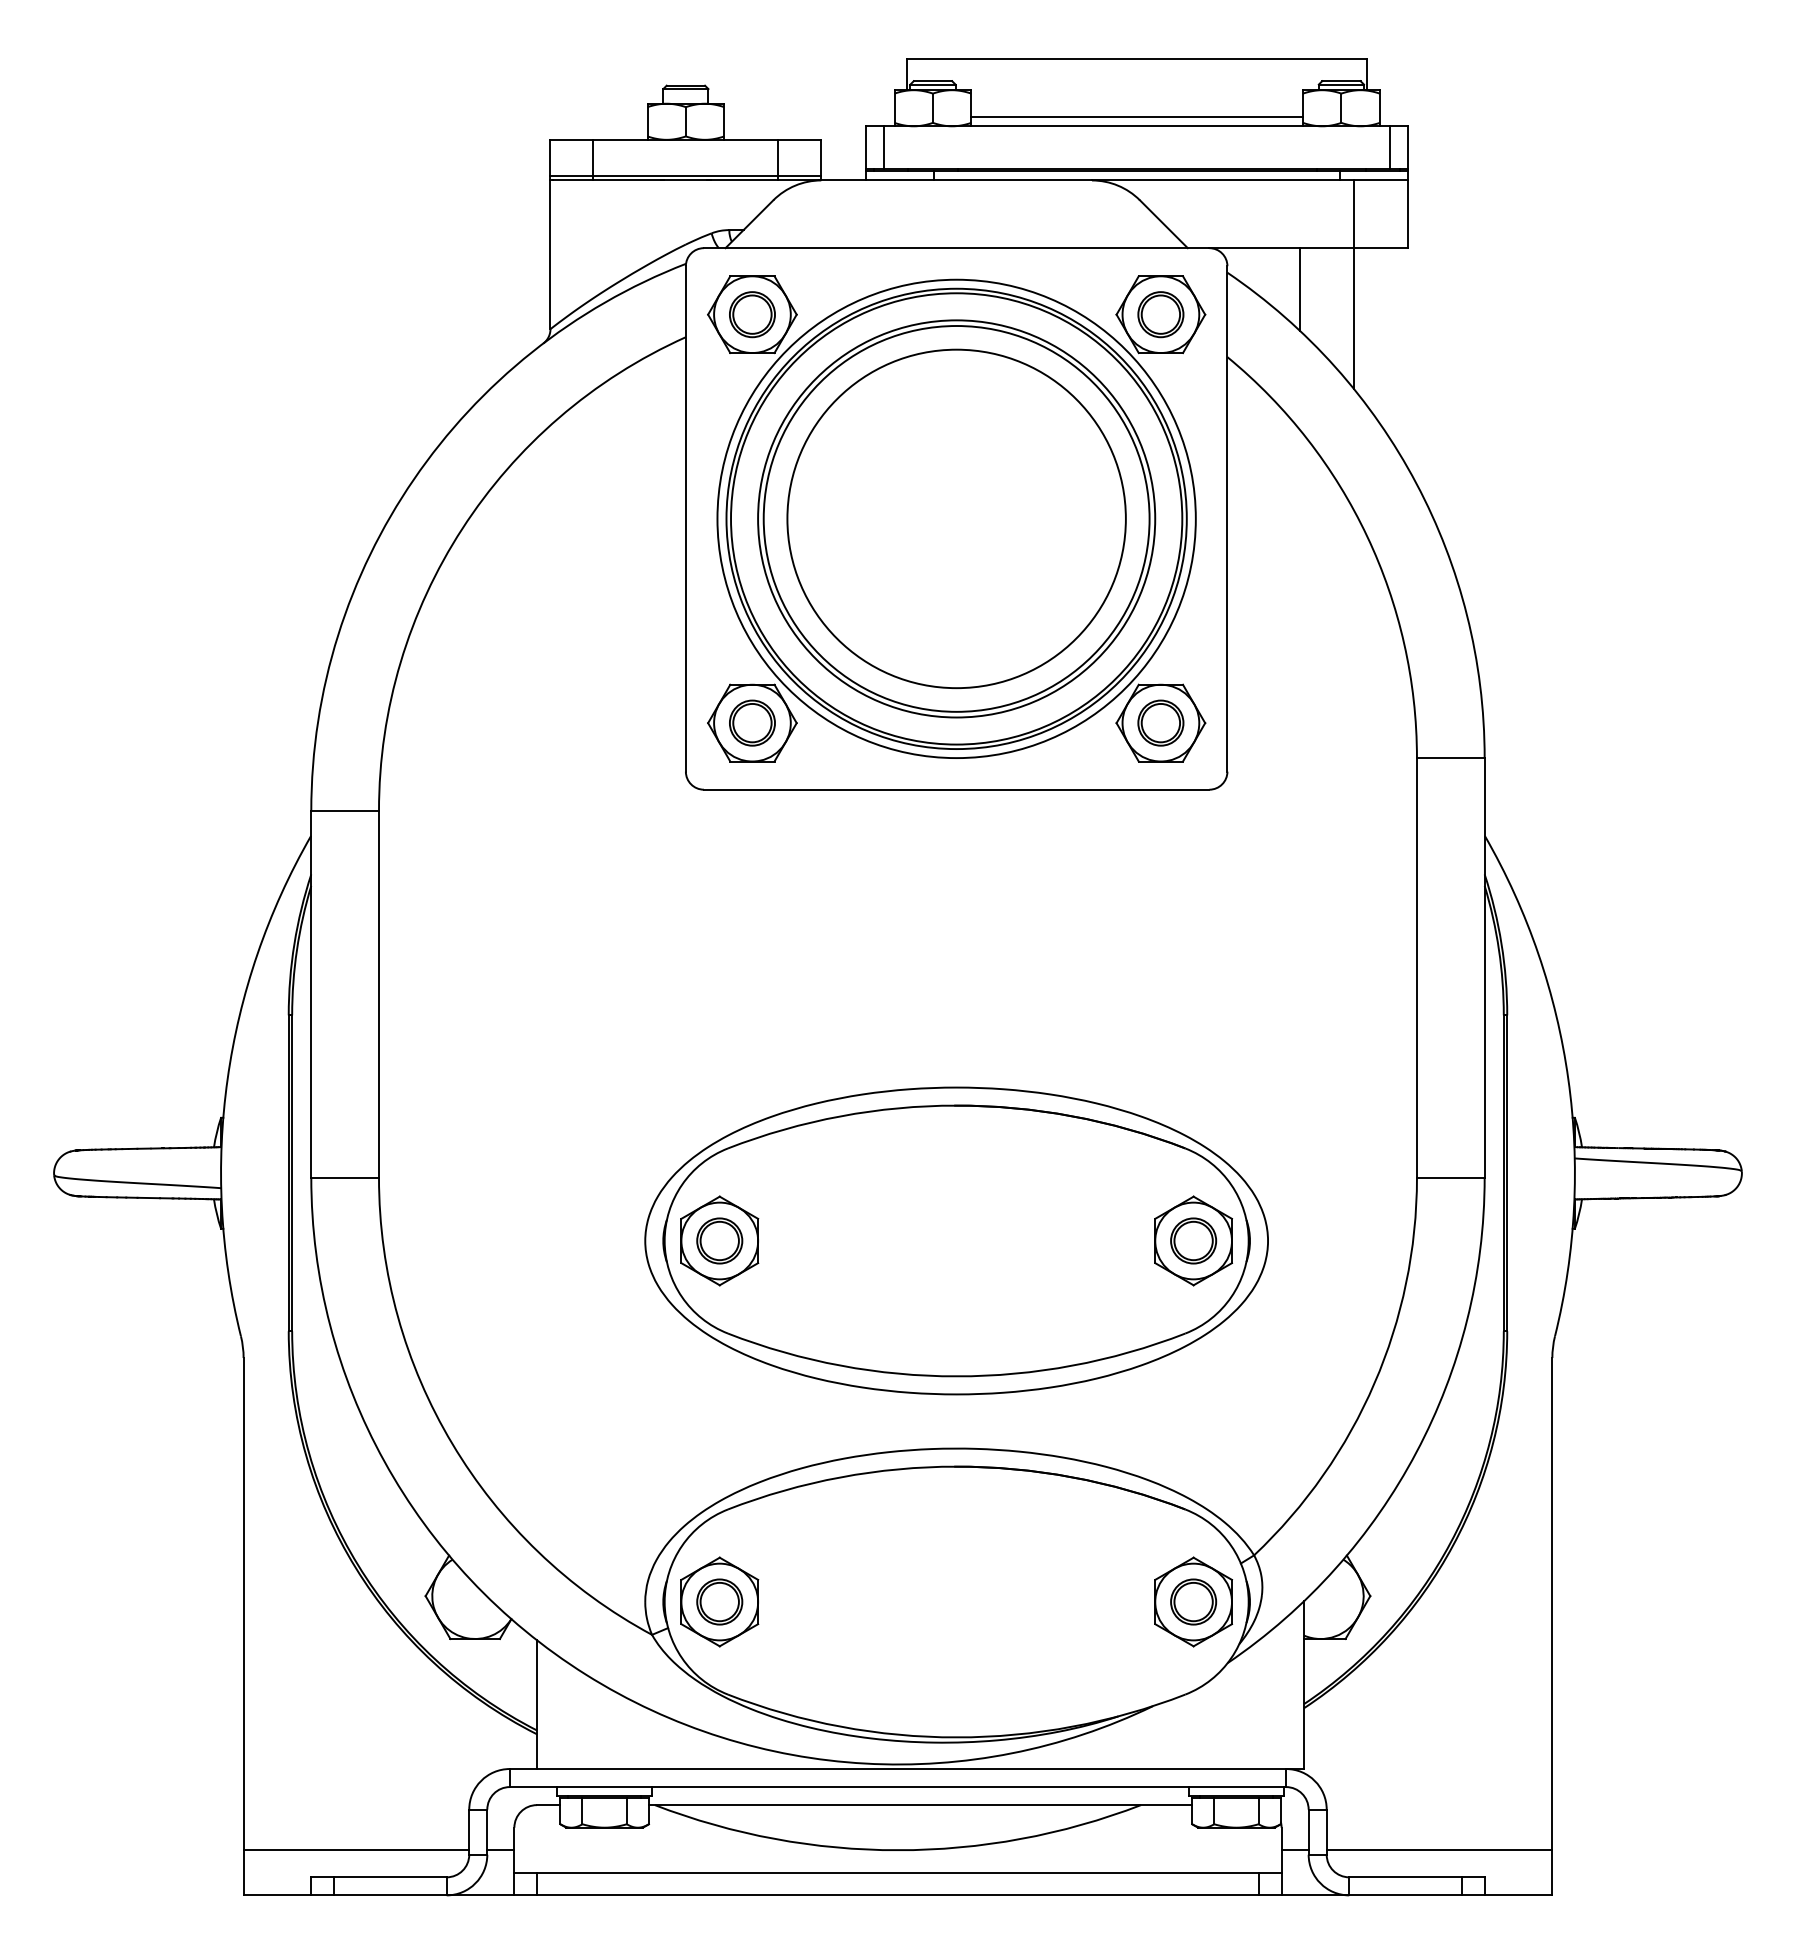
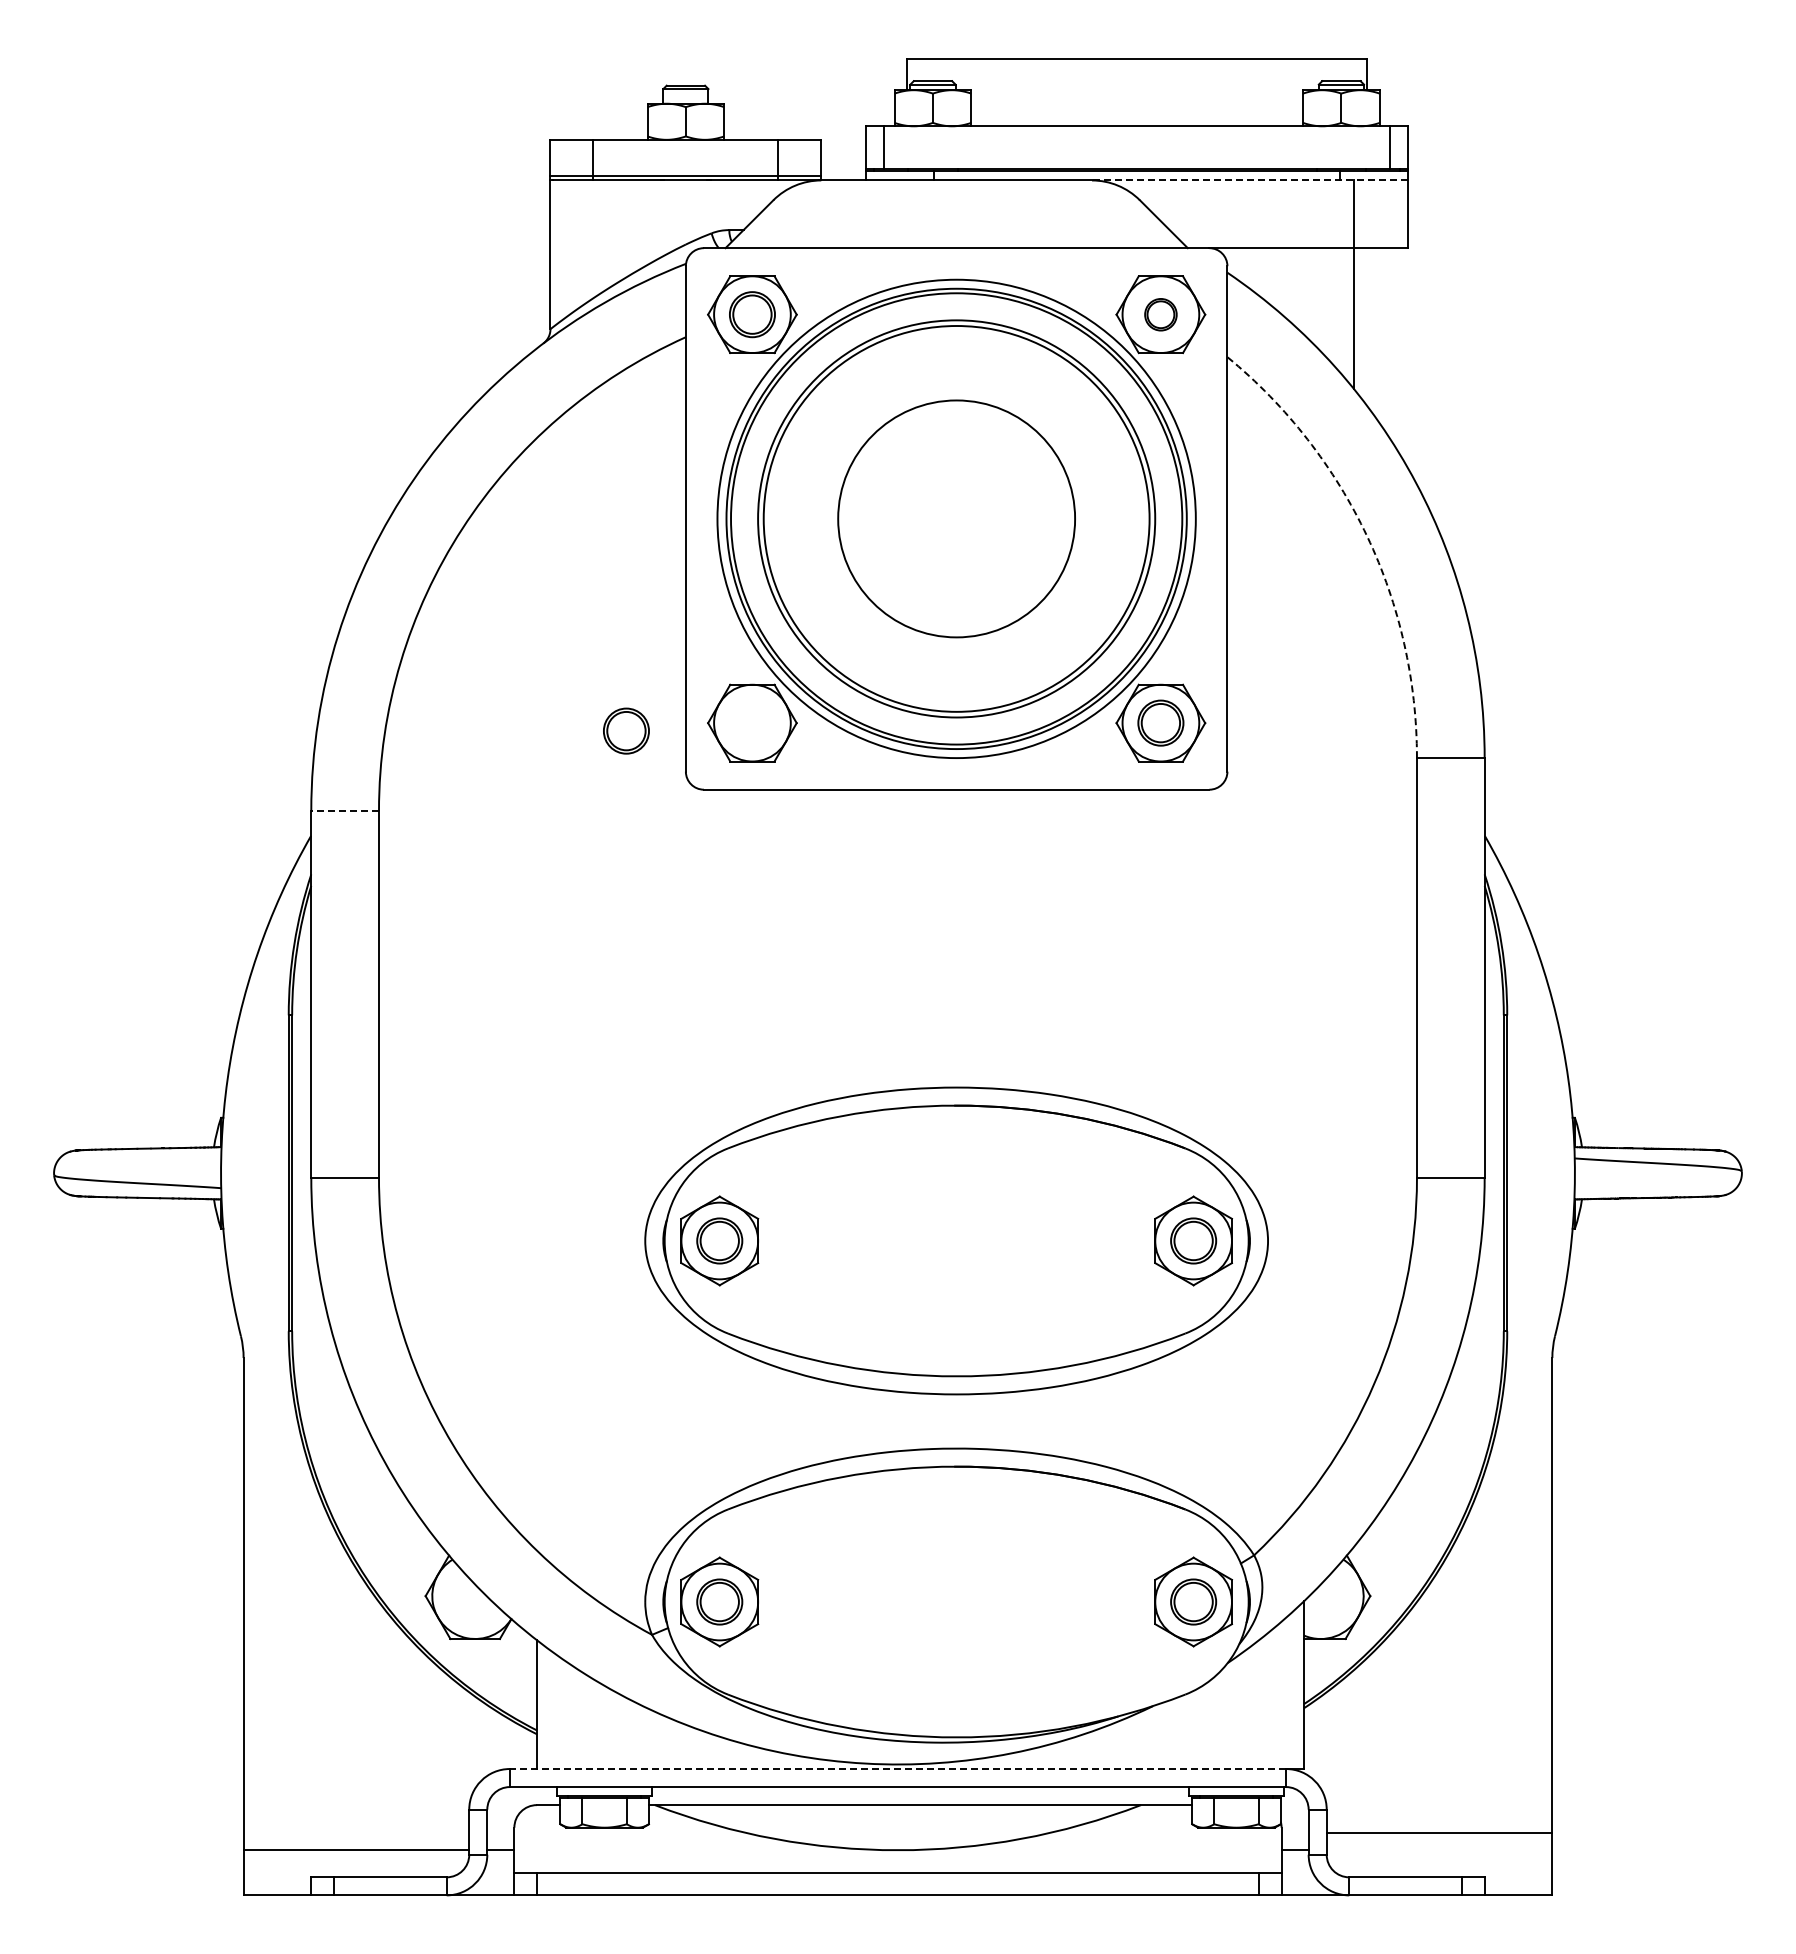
line: present -> none (1137, 117)
line: solid -> dashed (1249, 180)
line: present -> none (1299, 289)
part size: 48x48 px -> 34x34 px (1160, 314)
circle diameter: 338 px -> 237 px (956, 518)
arc: solid -> dashed (1367, 536)
part position: (752, 722) -> (626, 730) (626, 730)
line: solid -> dashed (345, 810)
line: solid -> dashed (897, 1769)
line position: (1439, 1850) -> (1439, 1833) (1439, 1833)
